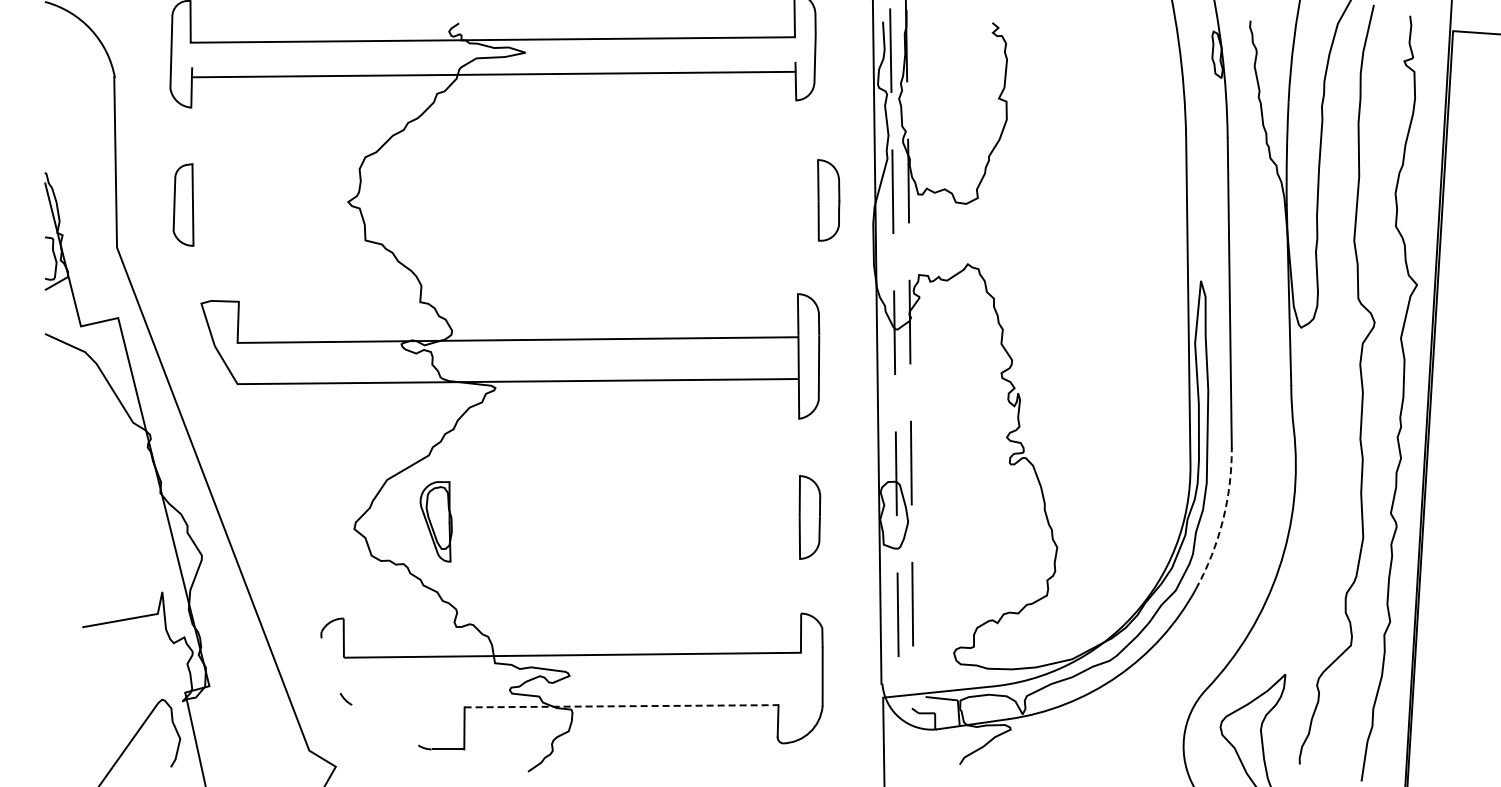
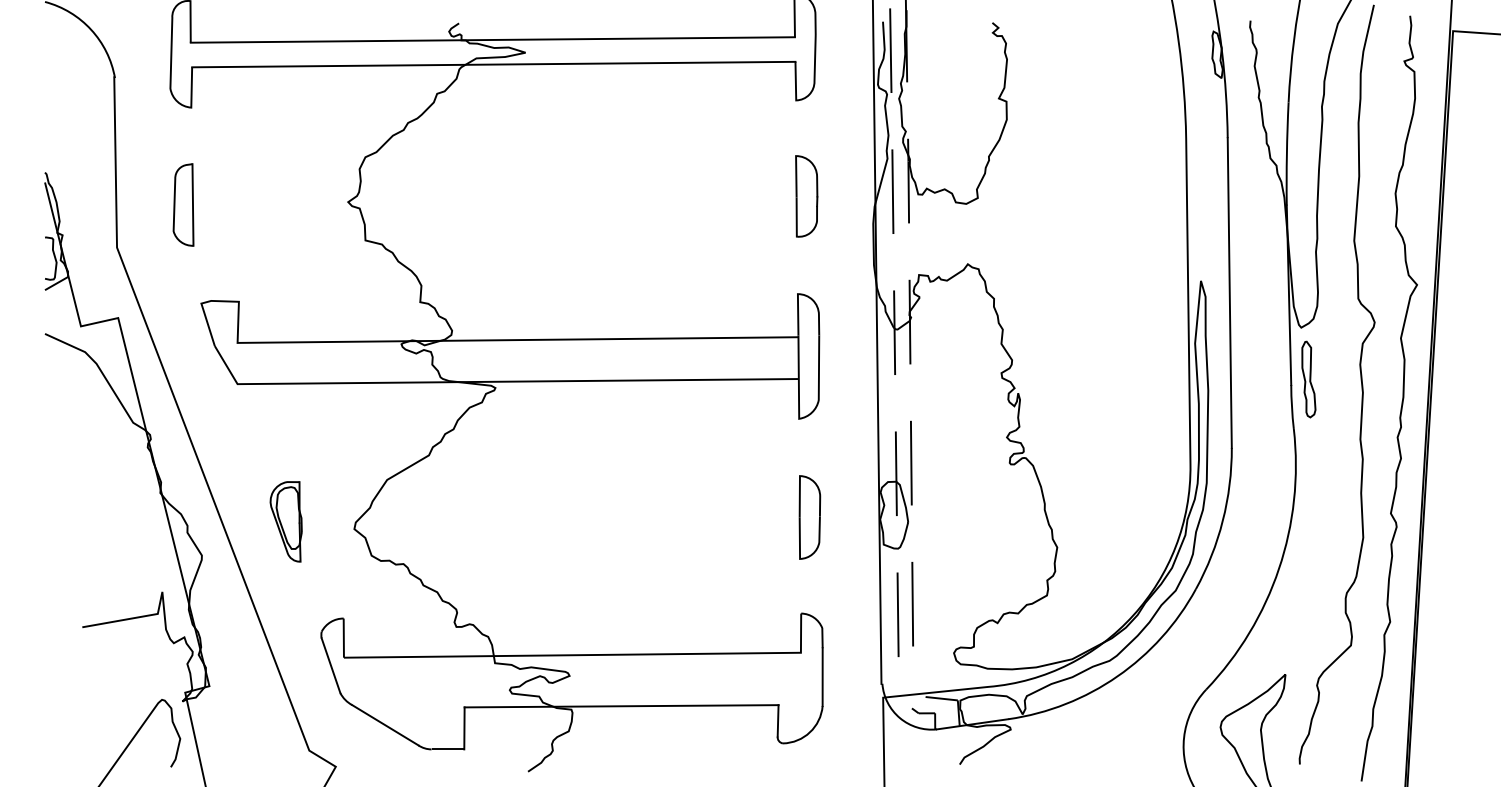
line position: (493, 74) -> (493, 64) (493, 64)
part position: (828, 200) -> (806, 196) (806, 196)
part: none -> present (1308, 379)
arc: dashed -> solid (1222, 520)
part position: (435, 521) -> (285, 521) (285, 521)
line: none -> present (330, 665)
line: dashed -> solid (621, 706)
line: none -> present (385, 725)
